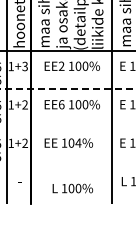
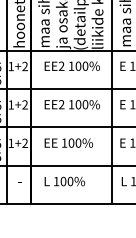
text: 1+3 -> 1+2 (24, 67)
line: dashed -> solid (68, 89)
text: EE6 -> EE2 (61, 104)
line: none -> present (67, 127)
text: 104%%% -> 100%%% (78, 142)
line: none -> present (67, 165)
text position: (72, 188) -> (64, 181) (64, 181)
line: none -> present (67, 204)
